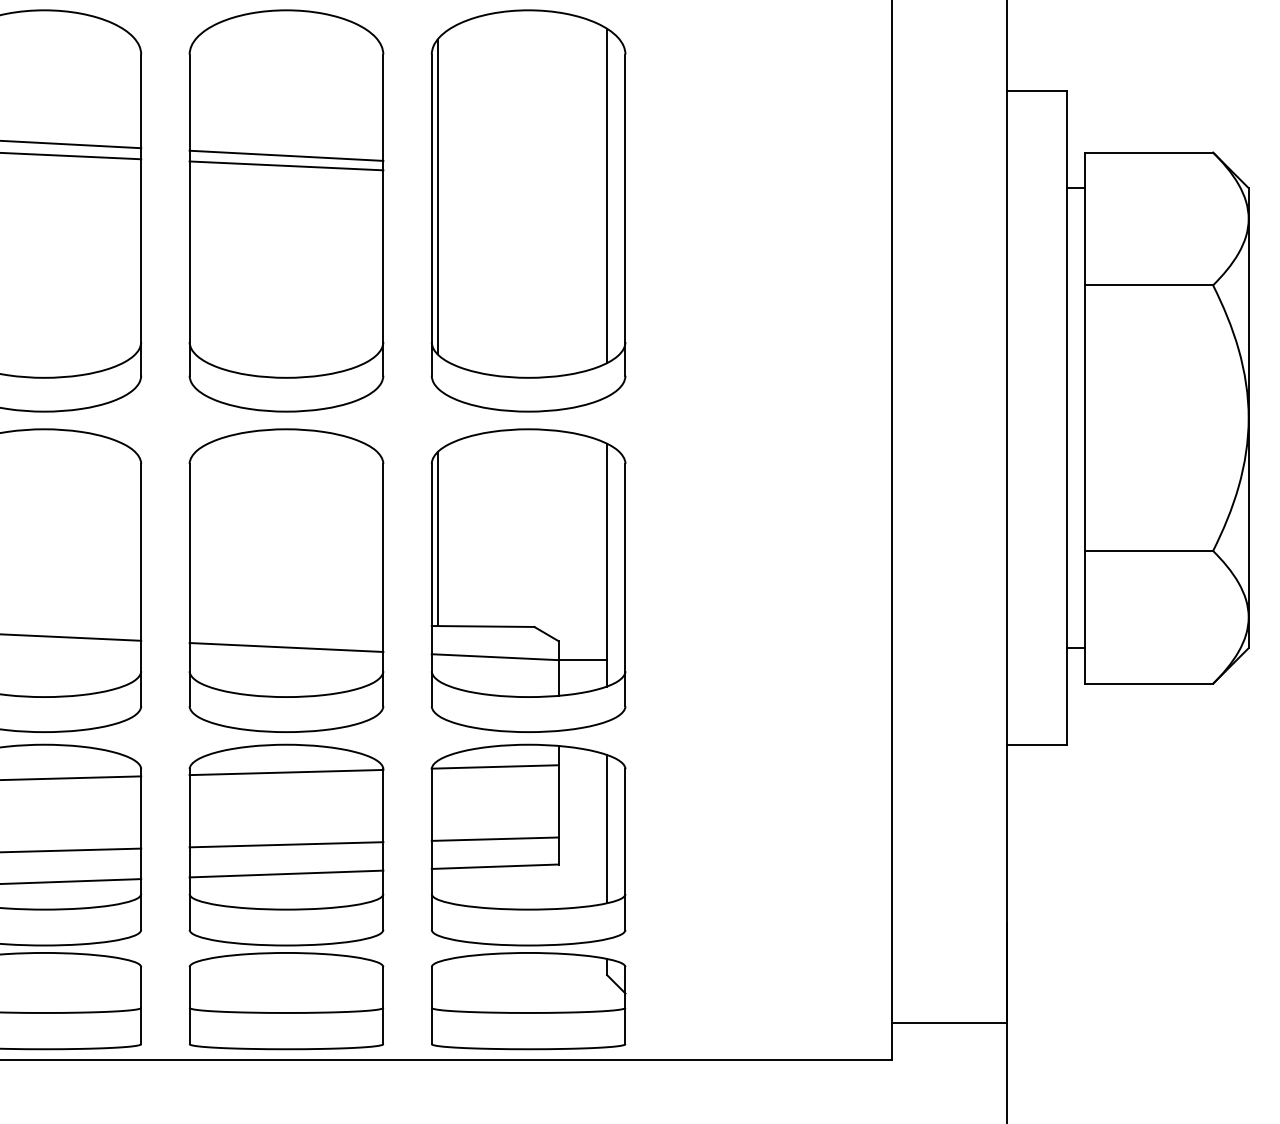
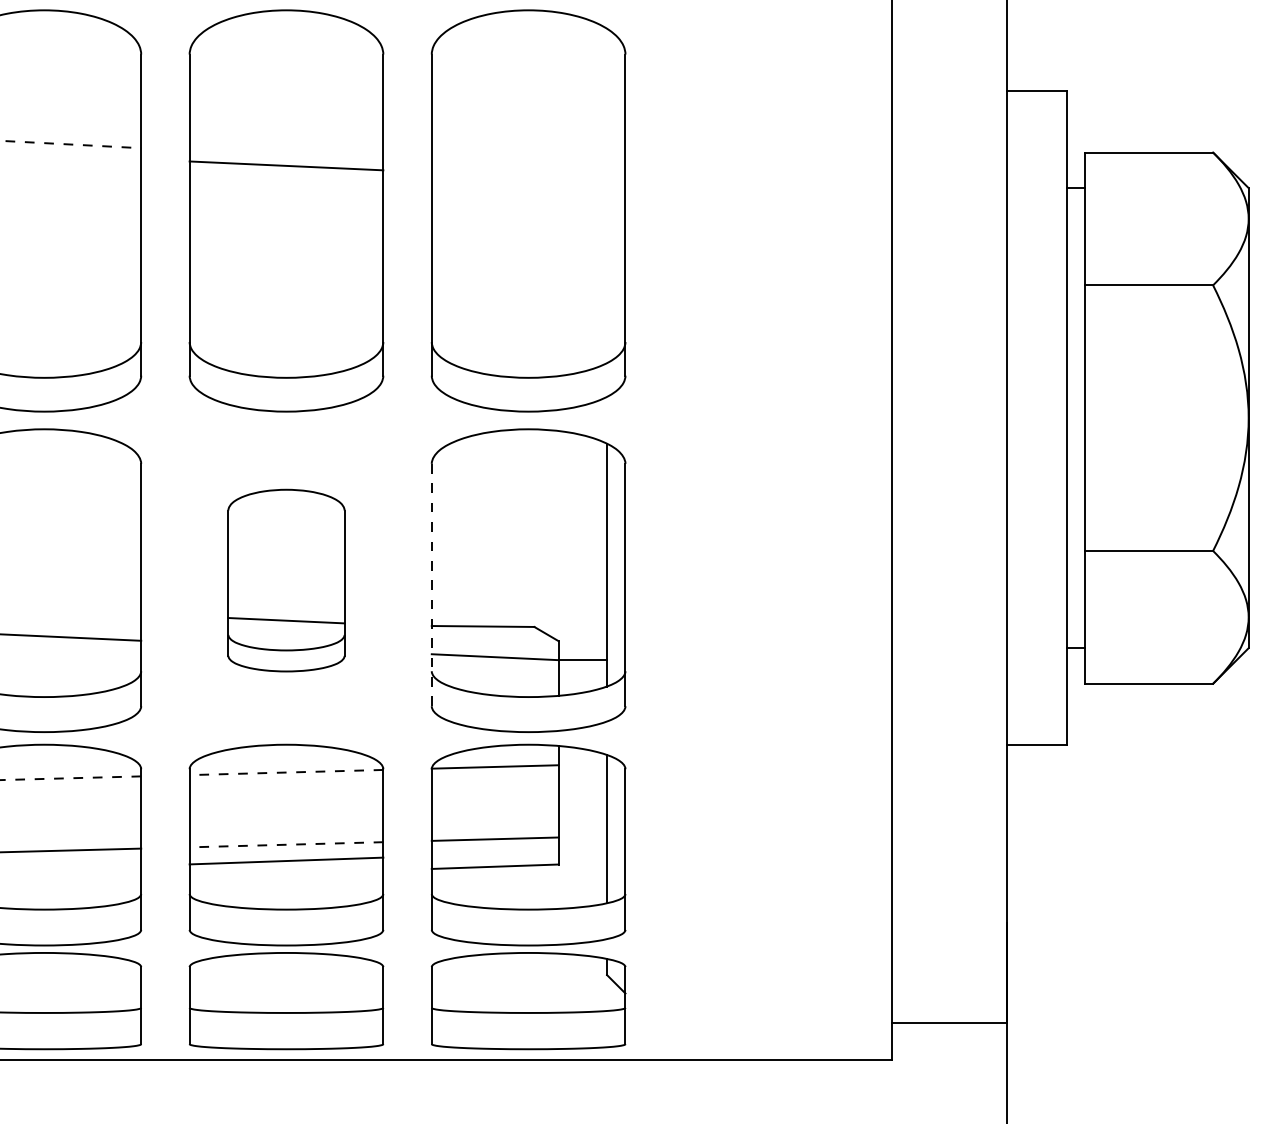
line: solid -> dashed (71, 144)
line: present -> none (286, 155)
line: present -> none (71, 156)
line: present -> none (607, 195)
line: present -> none (437, 196)
line: present -> none (437, 539)
part size: 197x305 px -> 119x185 px (286, 580)
line: solid -> dashed (431, 584)
line: solid -> dashed (286, 772)
line: solid -> dashed (70, 778)
line: solid -> dashed (286, 844)
line position: (286, 873) -> (286, 860) (286, 860)
line: present -> none (71, 881)
